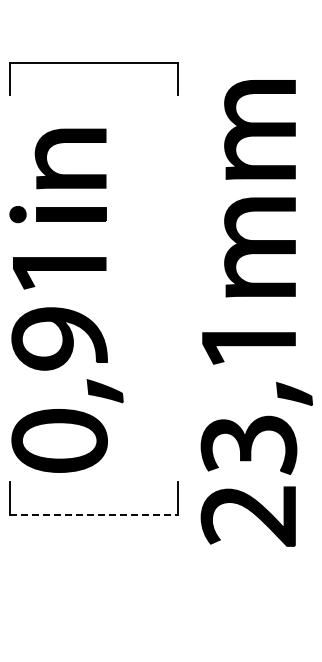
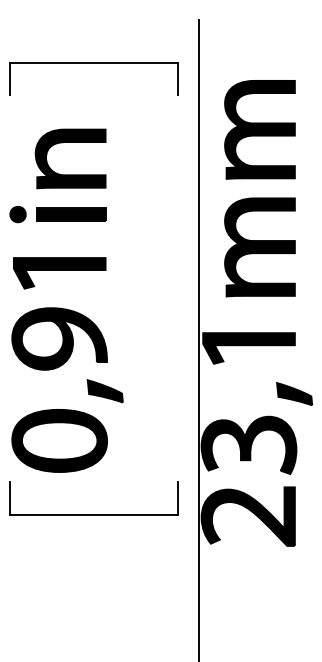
line: none -> present (198, 338)
line: dashed -> solid (93, 514)
